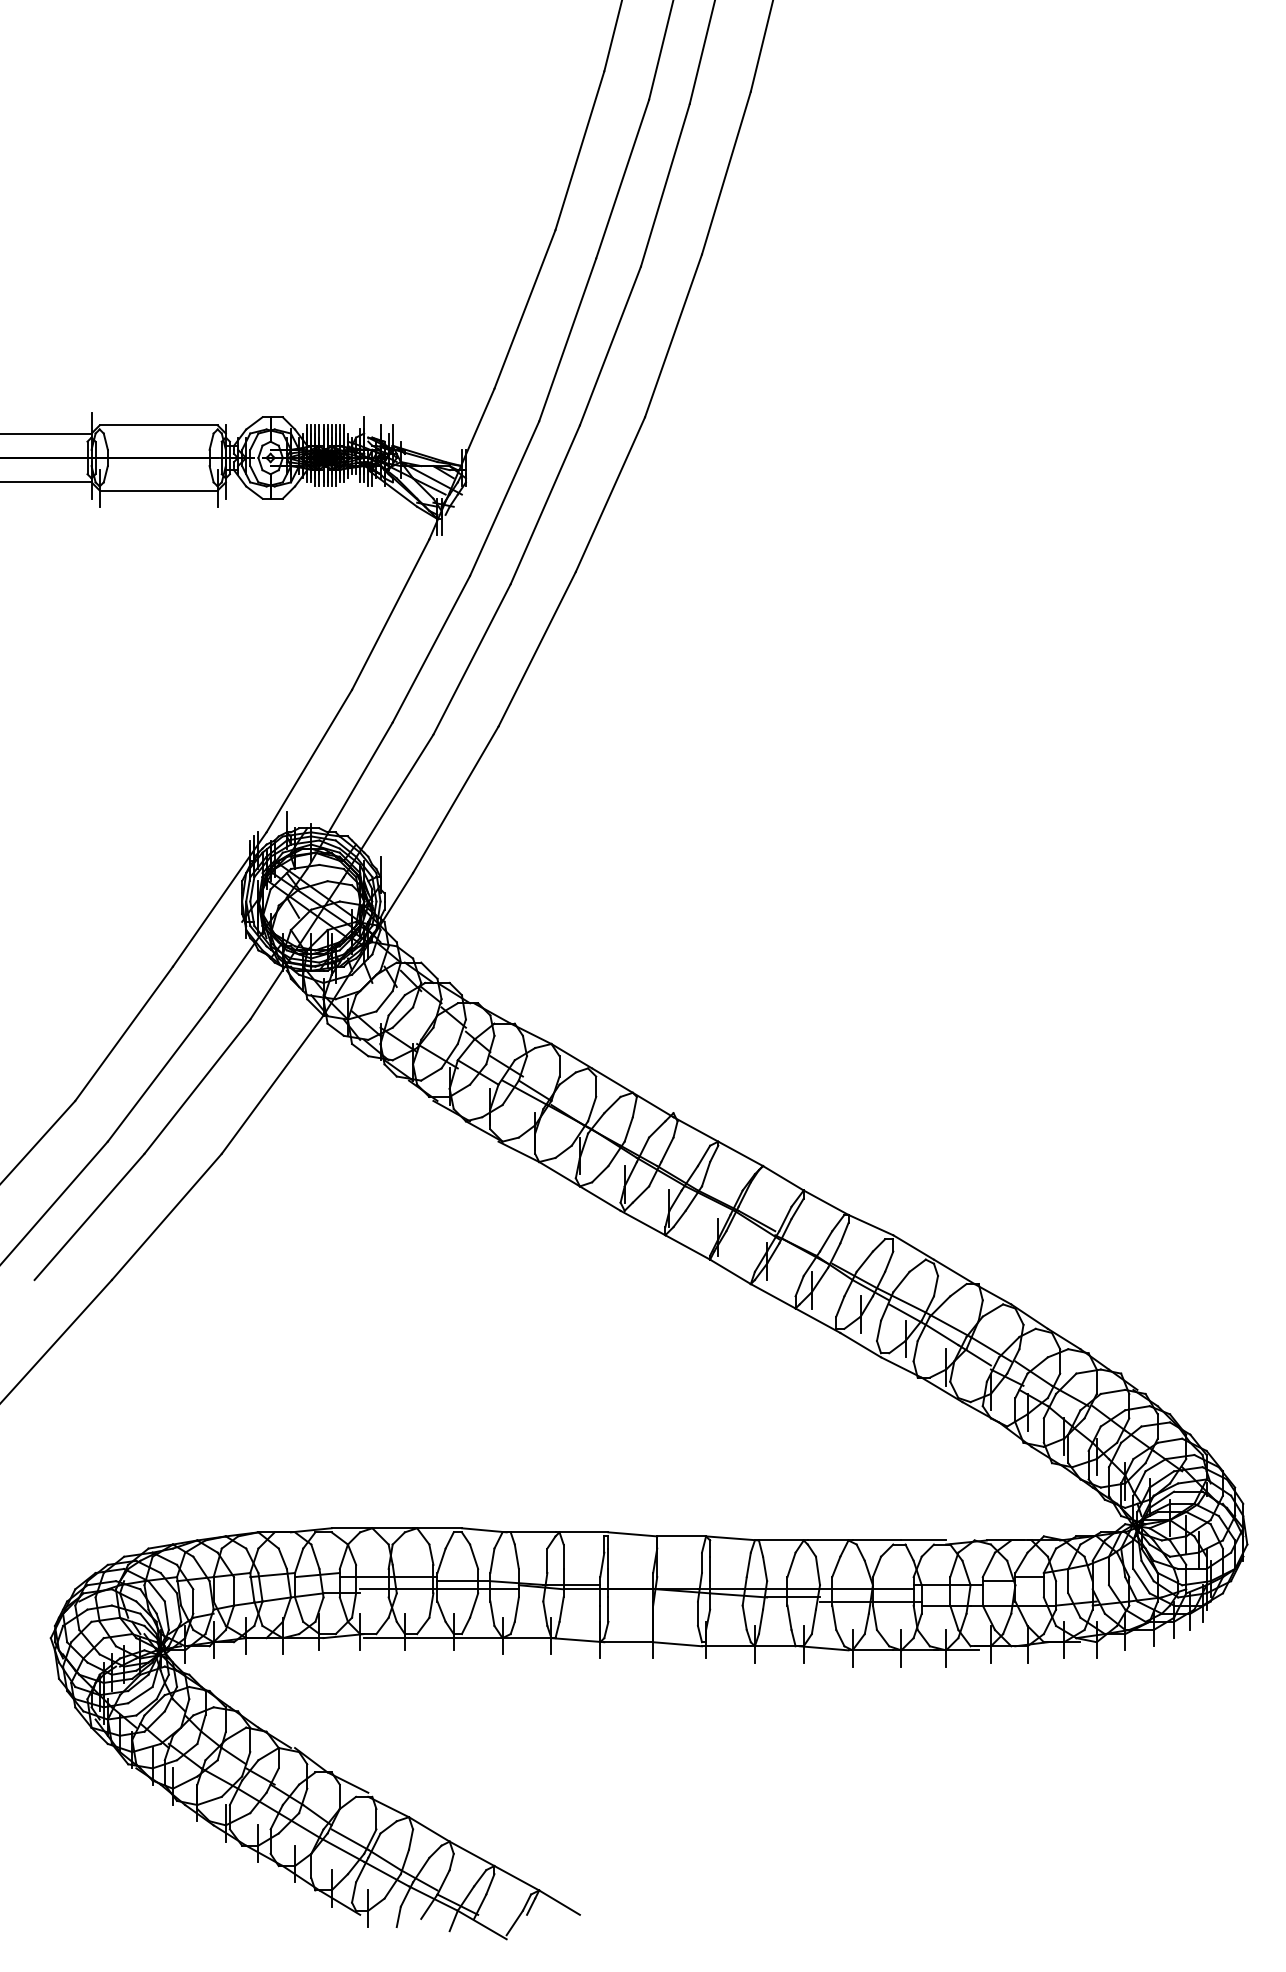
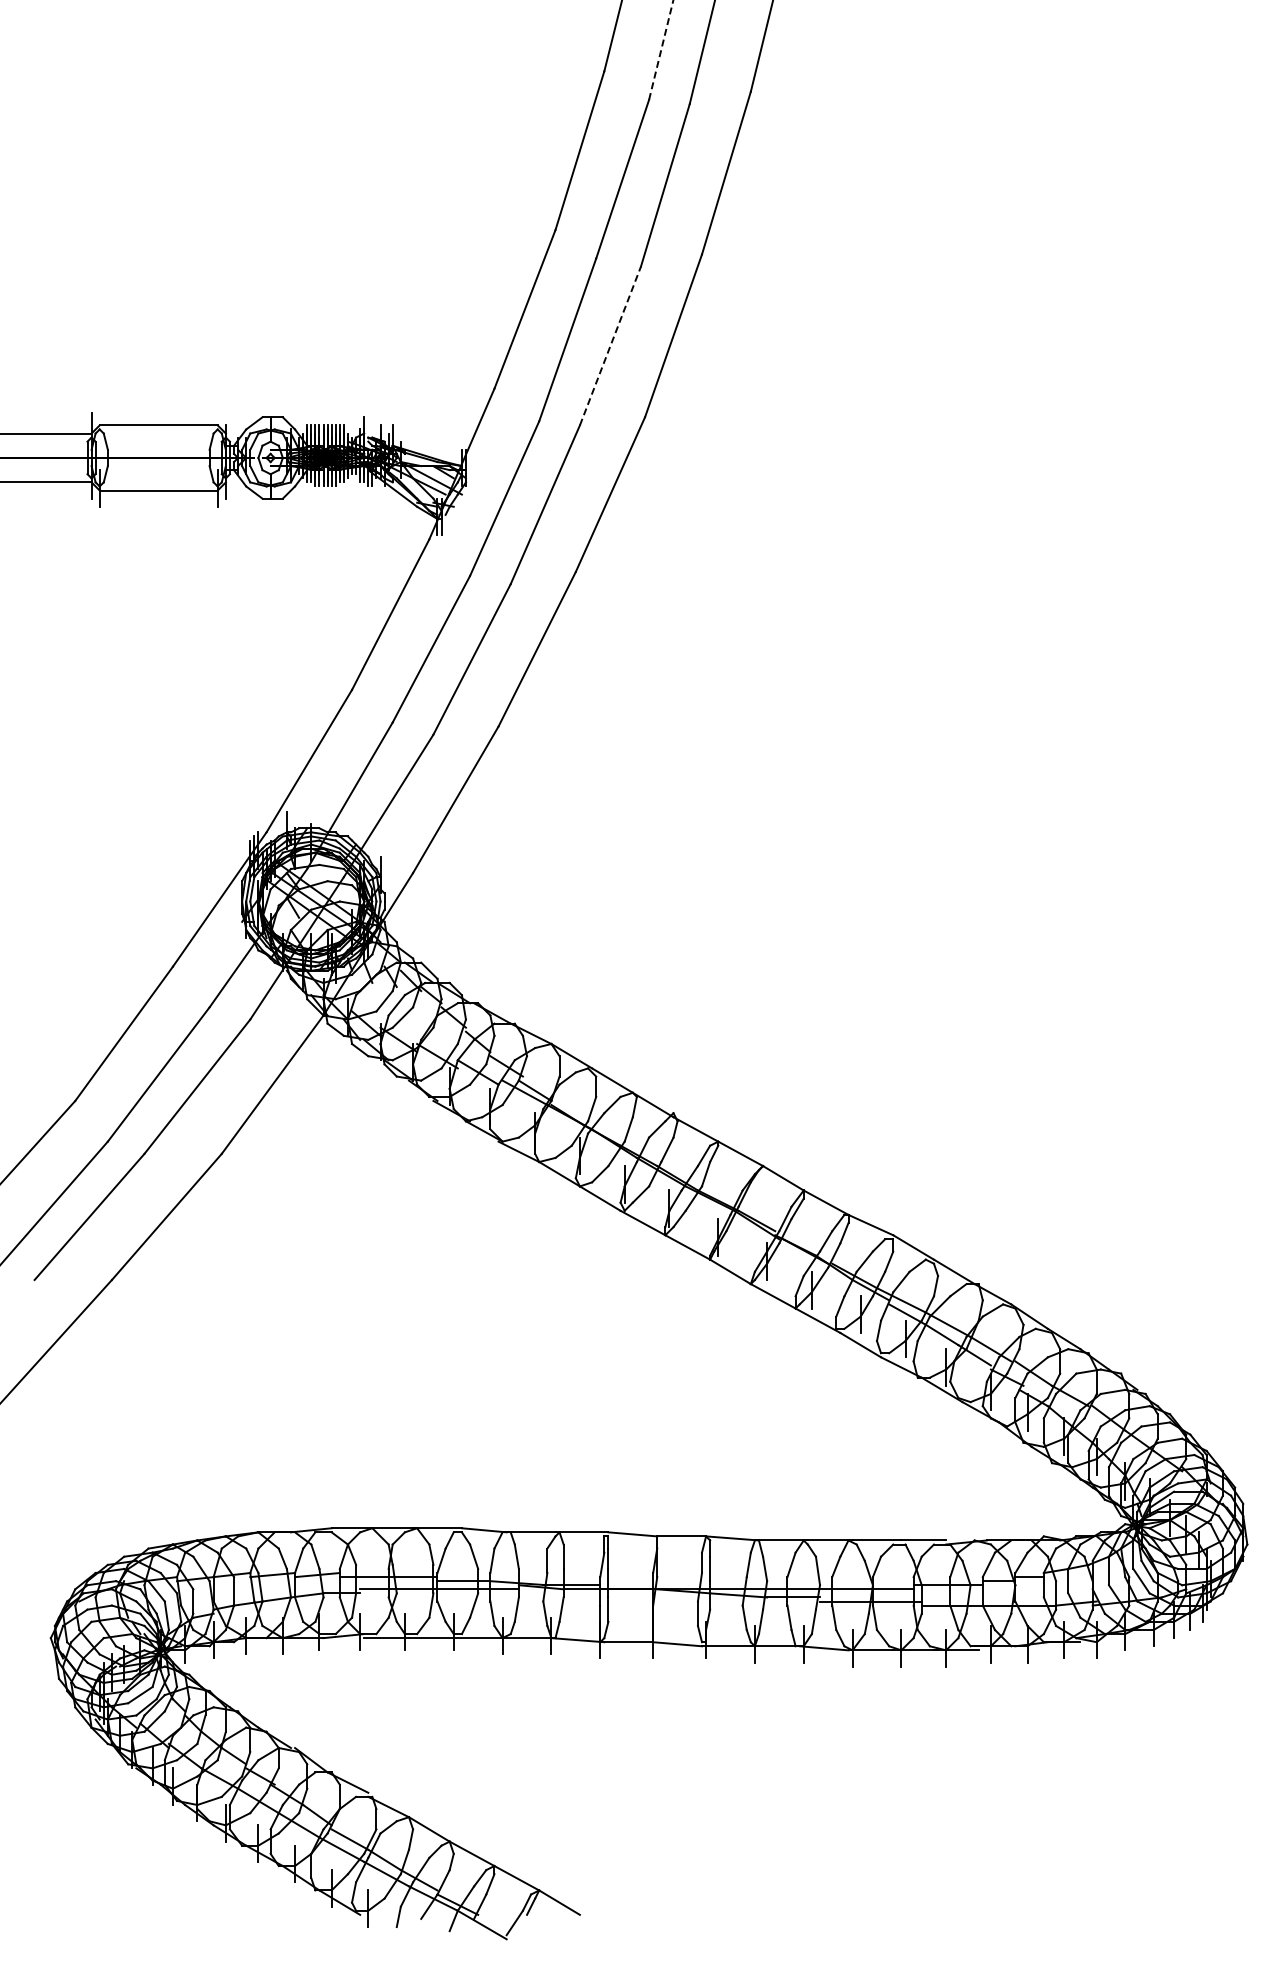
line: solid -> dashed (661, 50)
line: solid -> dashed (610, 345)
